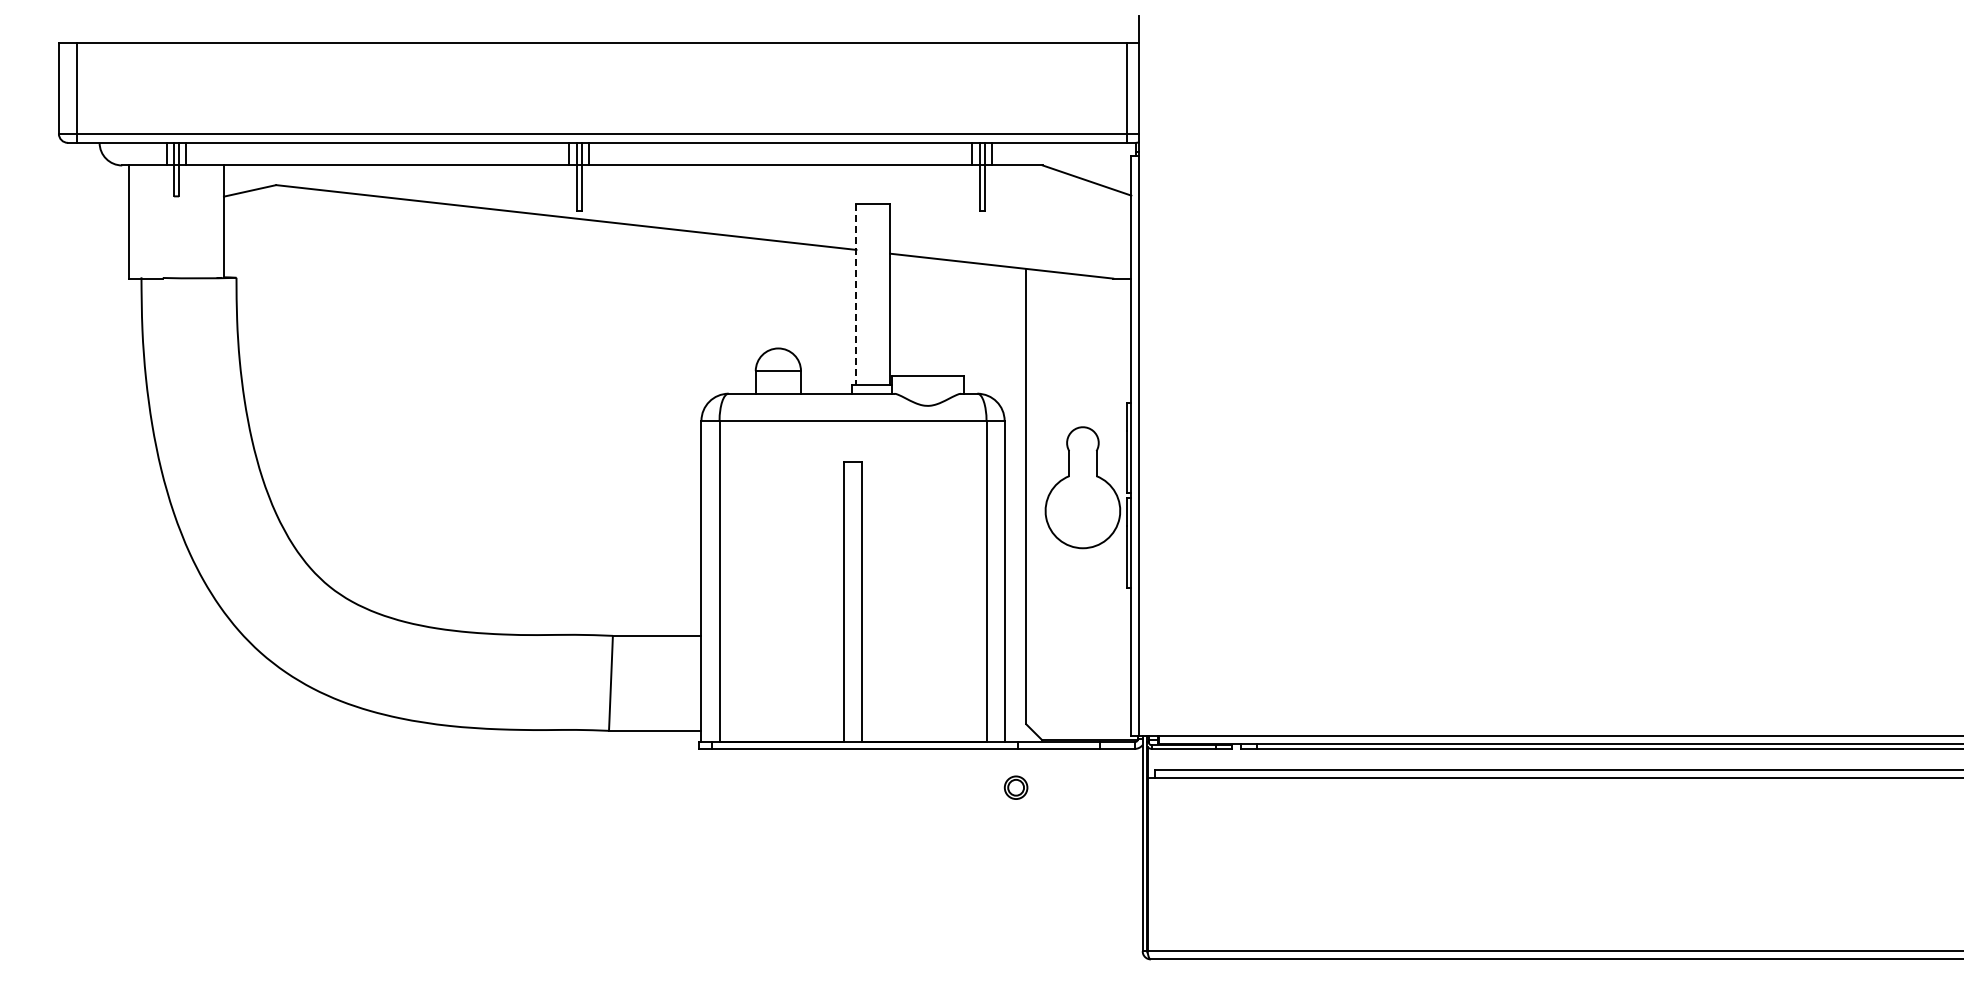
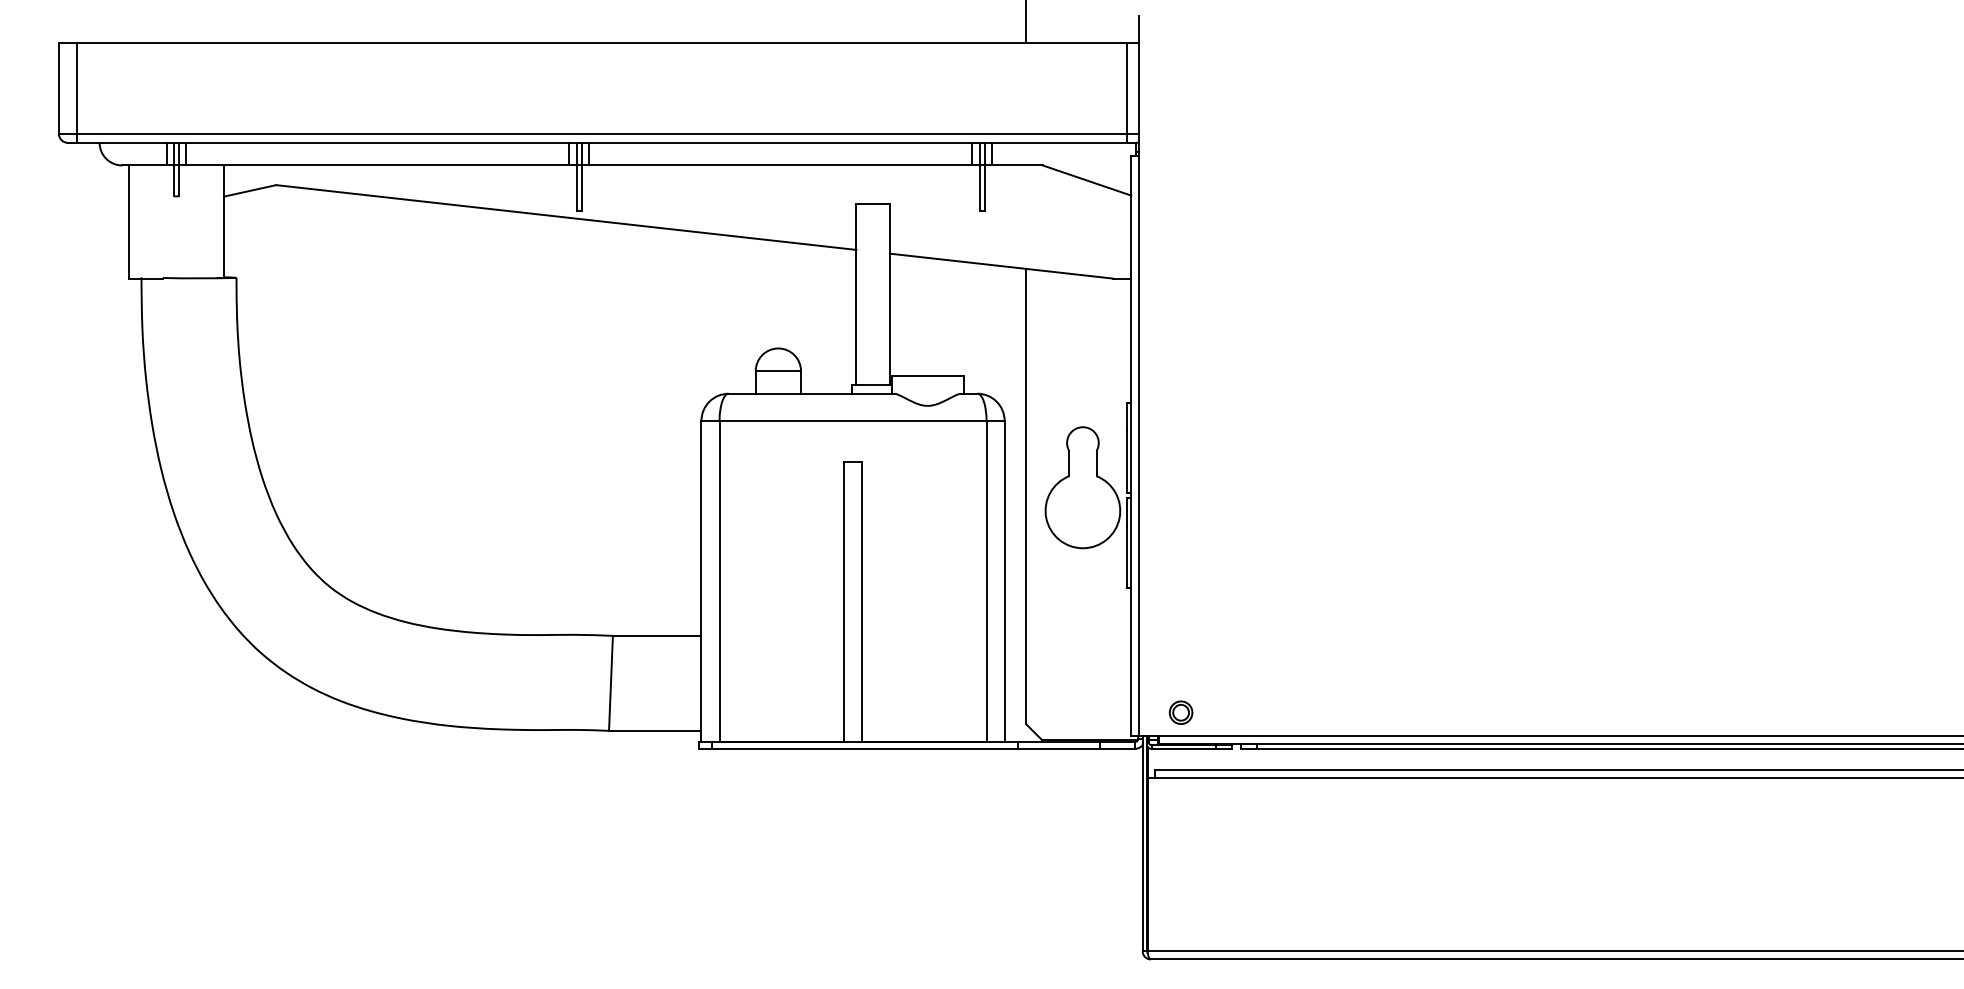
line: none -> present (1026, 22)
line: dashed -> solid (856, 294)
part position: (1015, 787) -> (1180, 712) (1180, 712)
